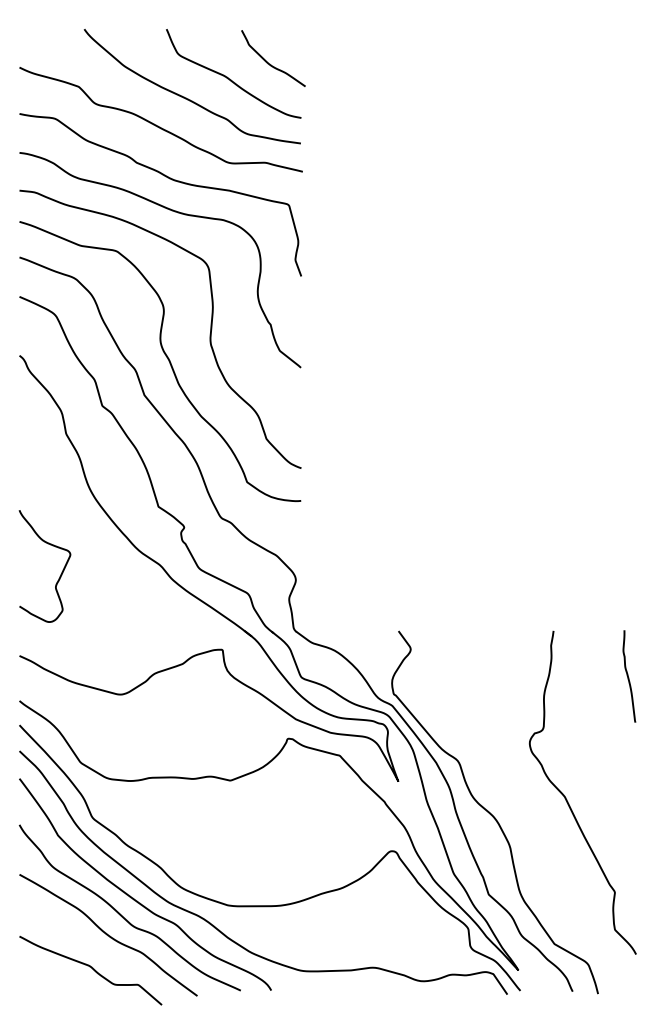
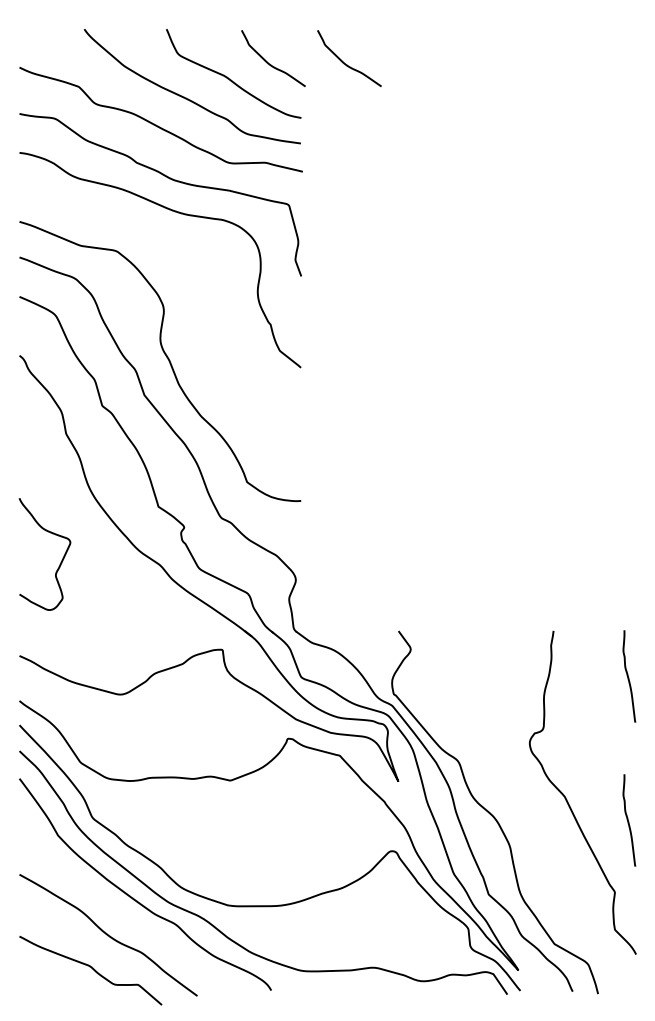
curve: none -> present (347, 64)
curve: present -> none (209, 334)
curve position: (60, 574) -> (60, 562) (60, 562)
curve: none -> present (628, 820)
curve: present -> none (121, 914)
